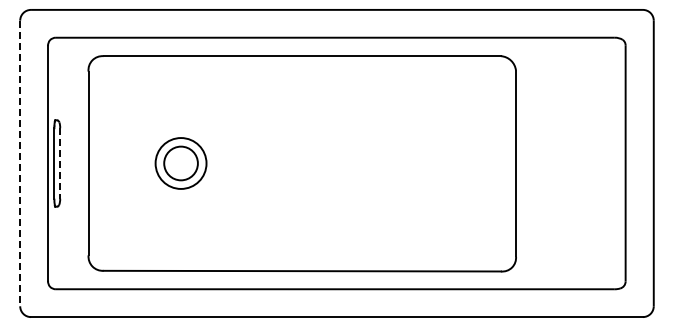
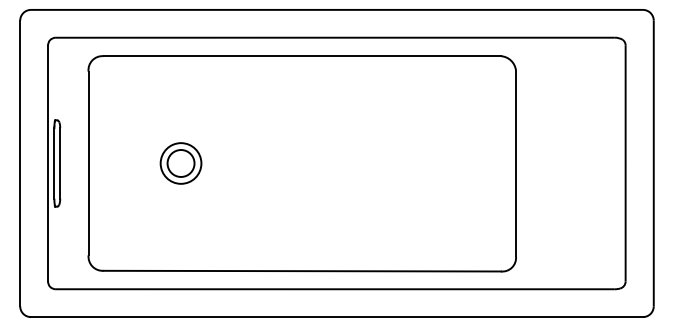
line: dashed -> solid (20, 163)
line: dashed -> solid (60, 163)
part size: 54x53 px -> 44x43 px (180, 163)
